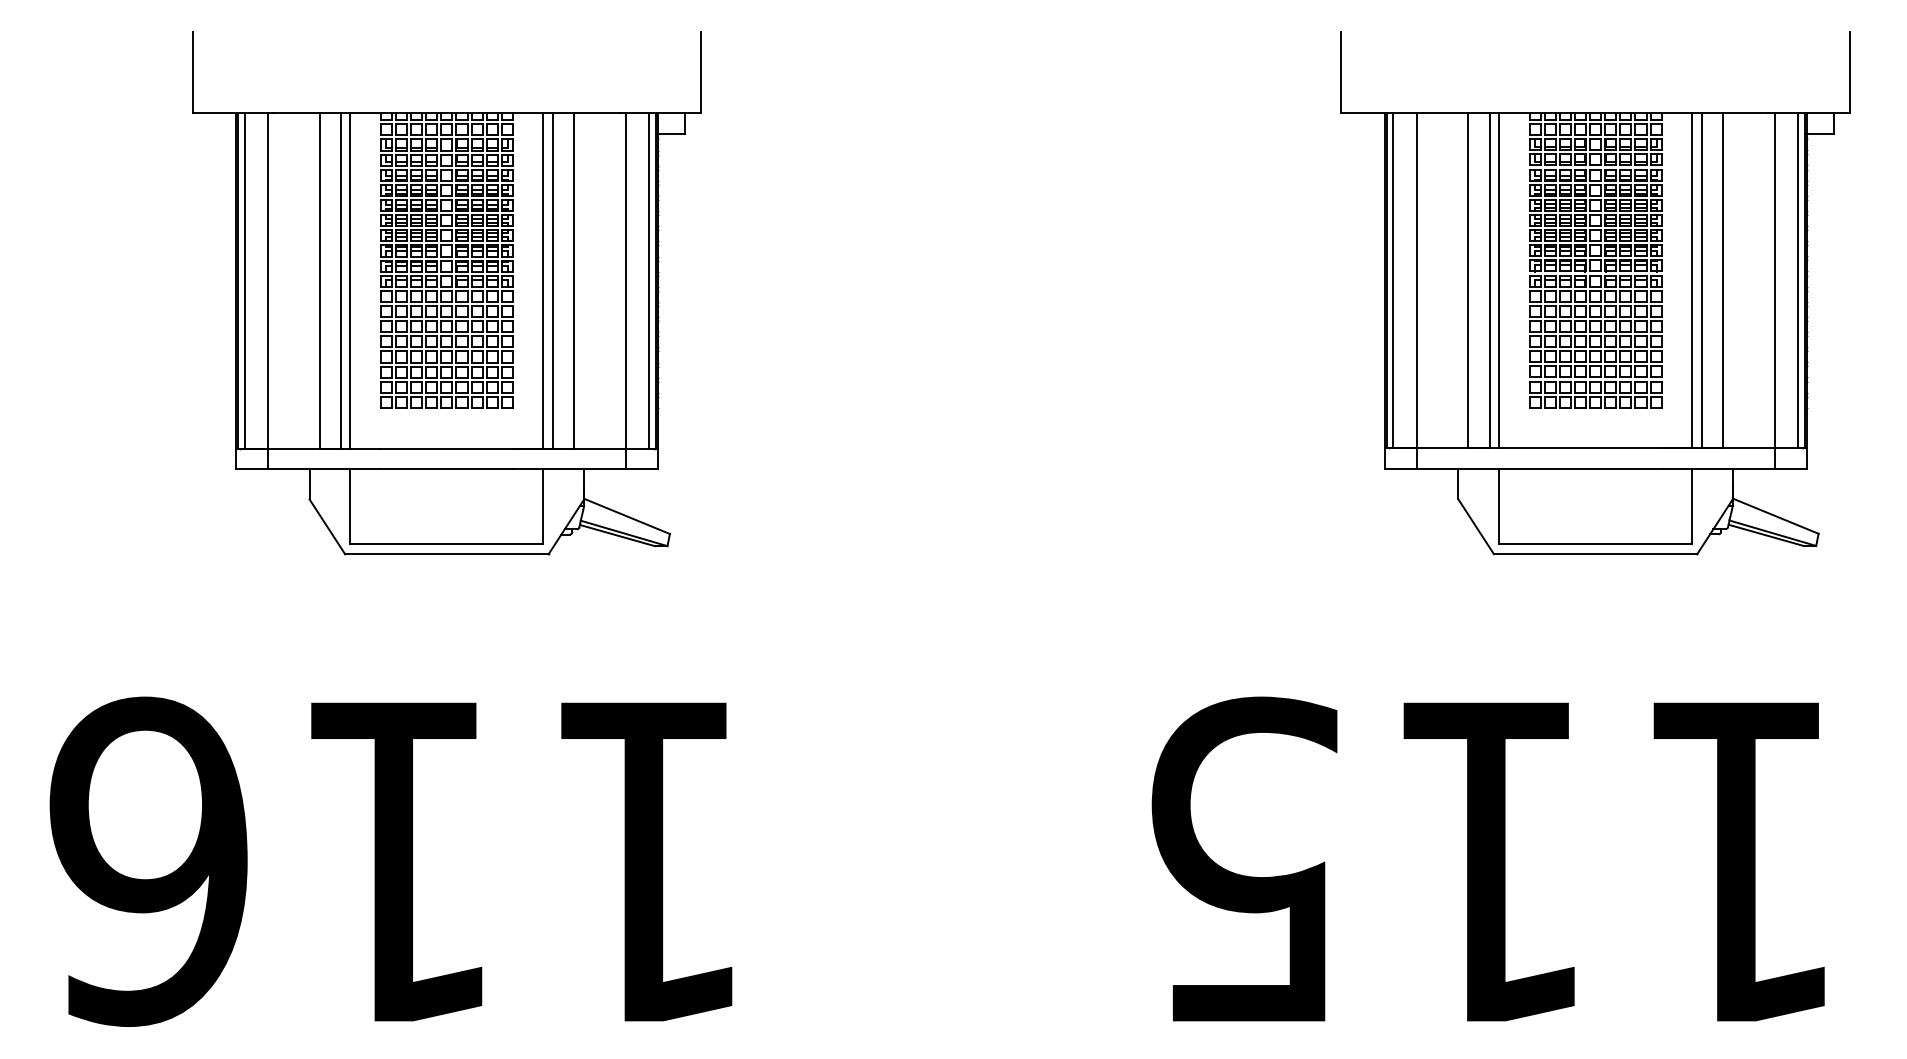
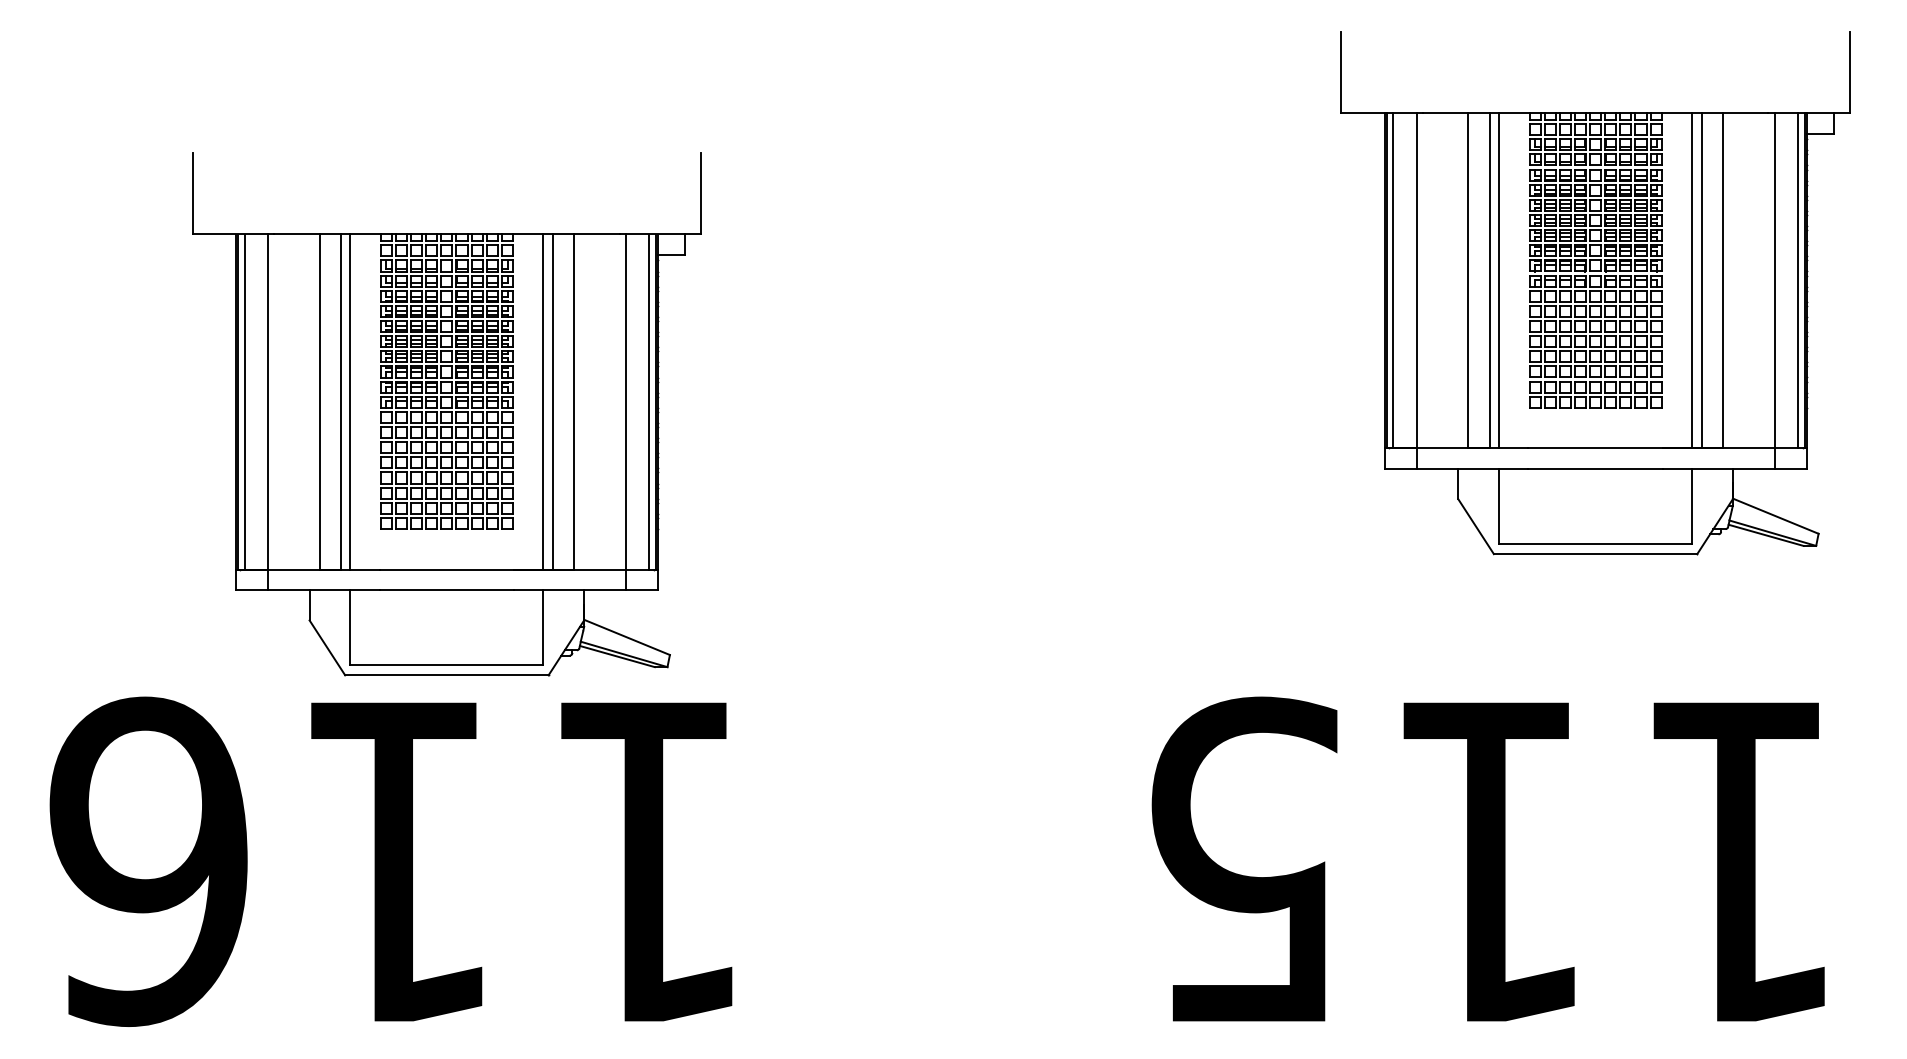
part position: (446, 293) -> (446, 414) (446, 414)
